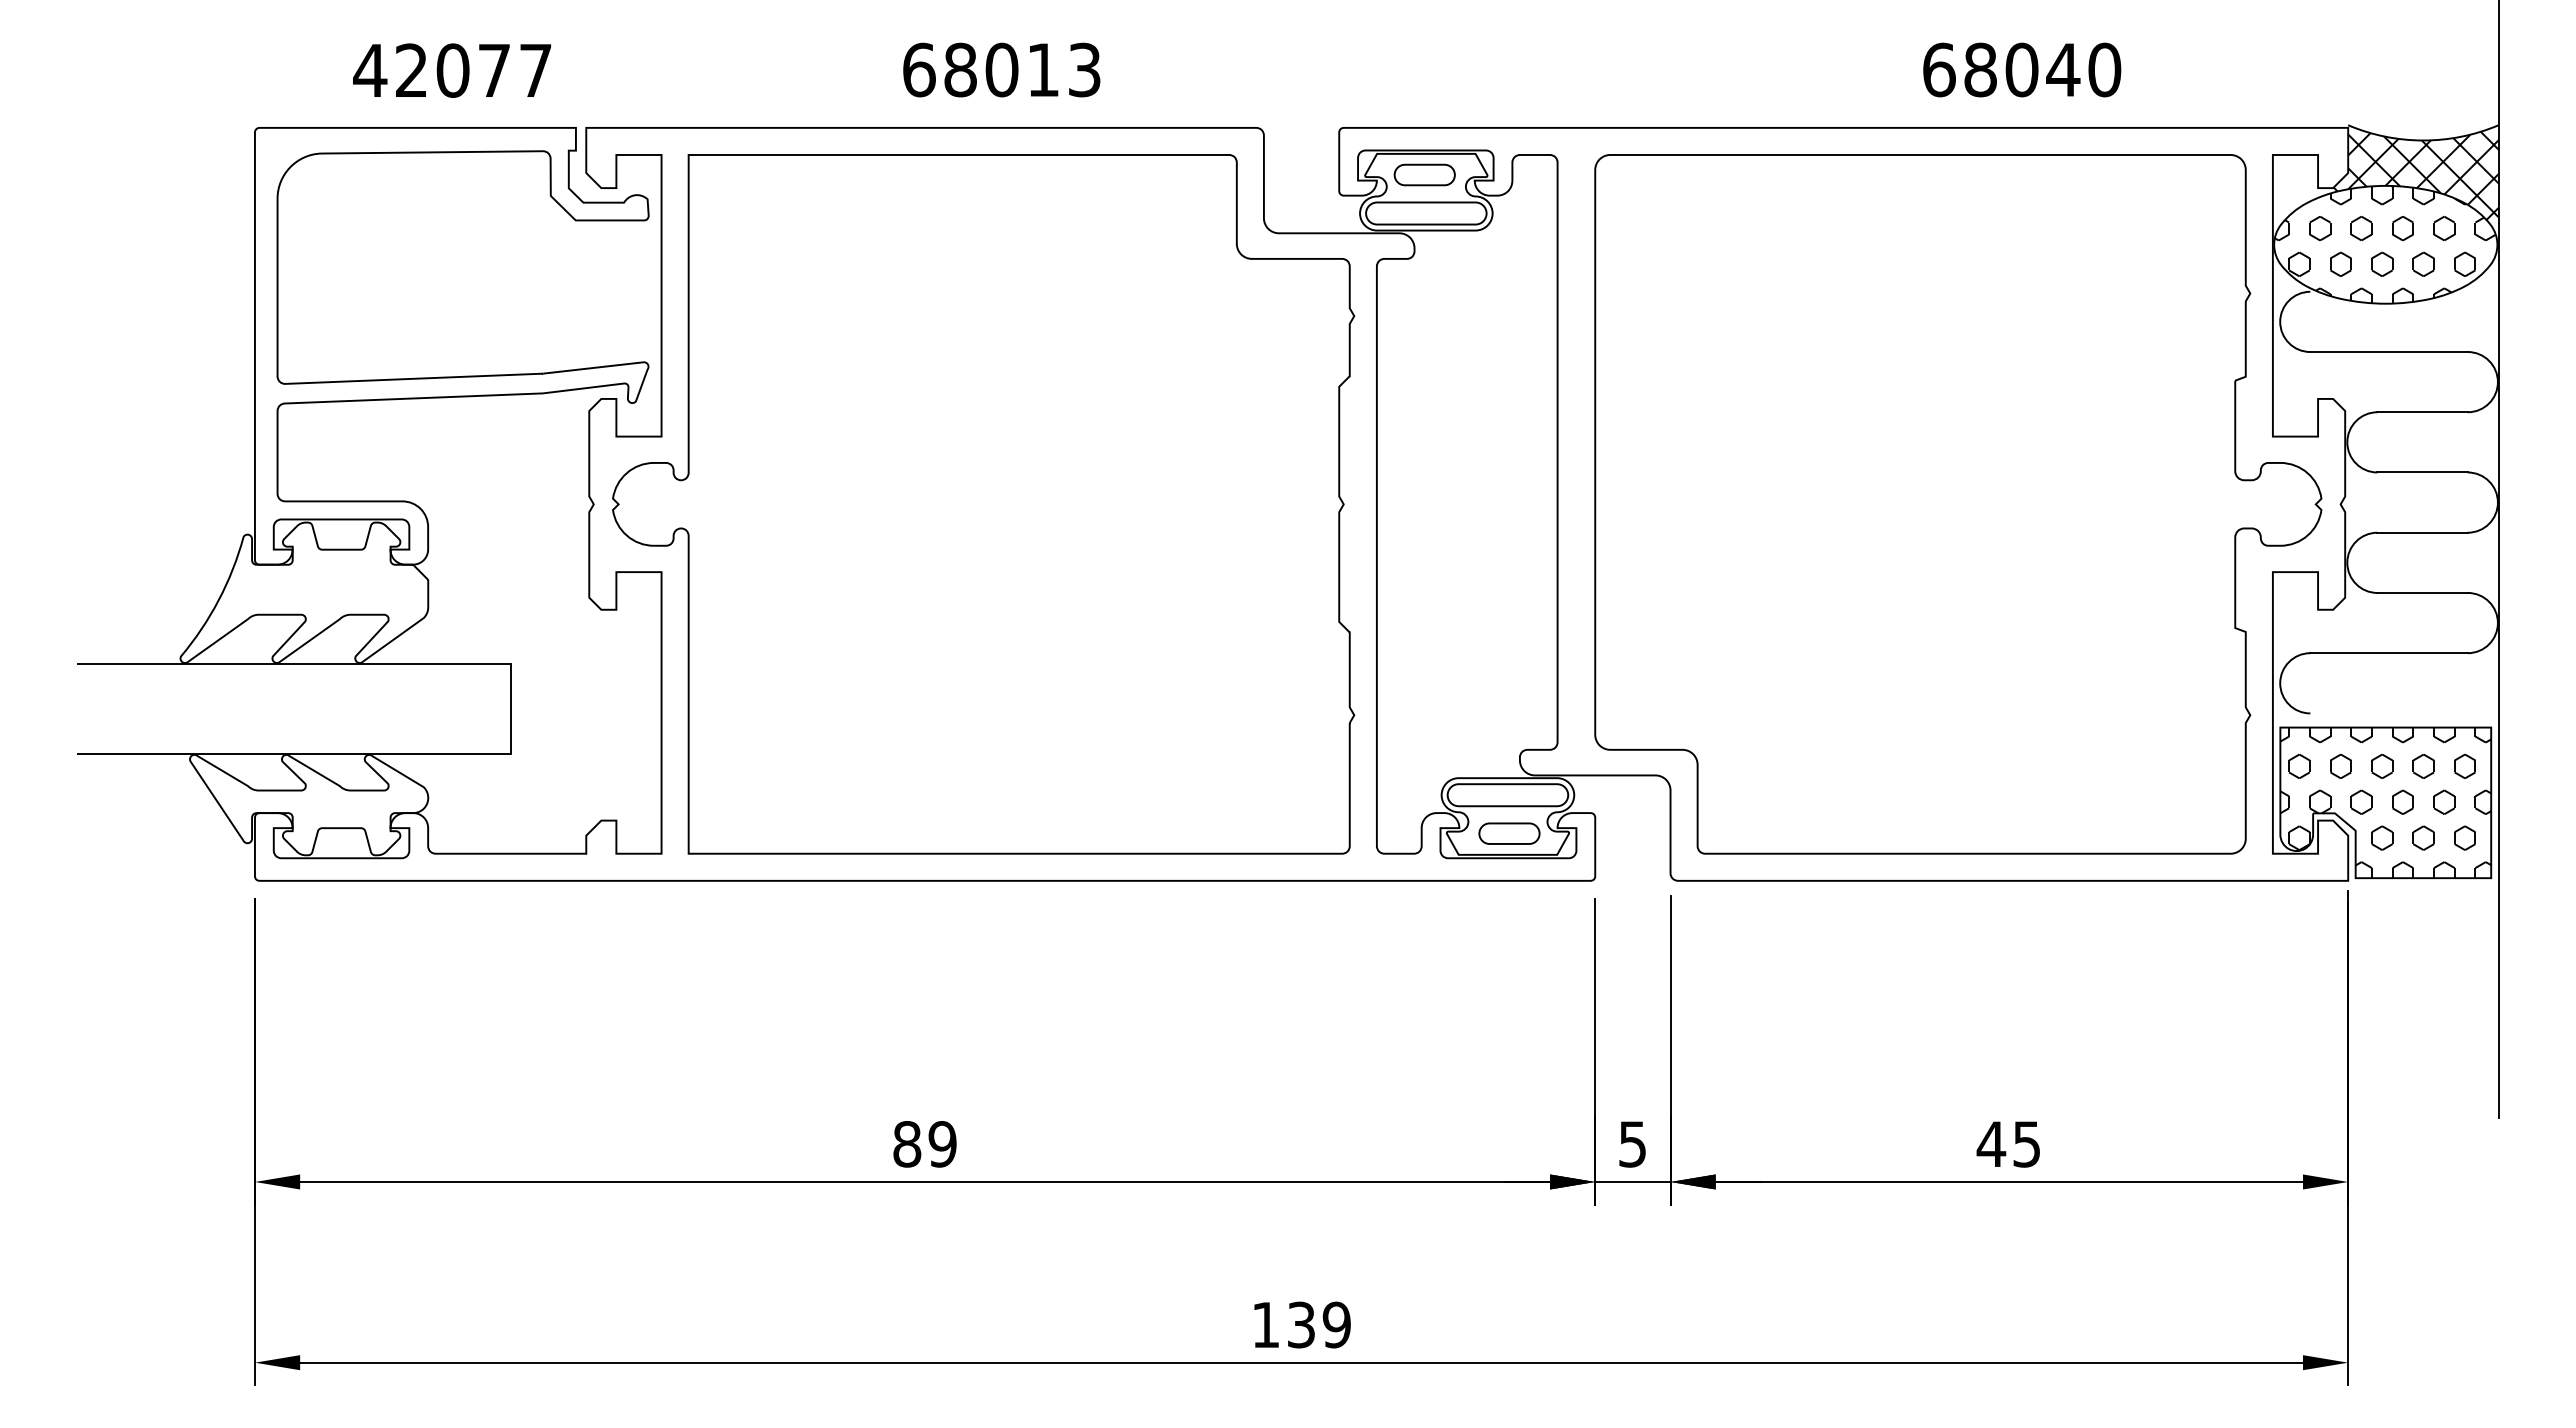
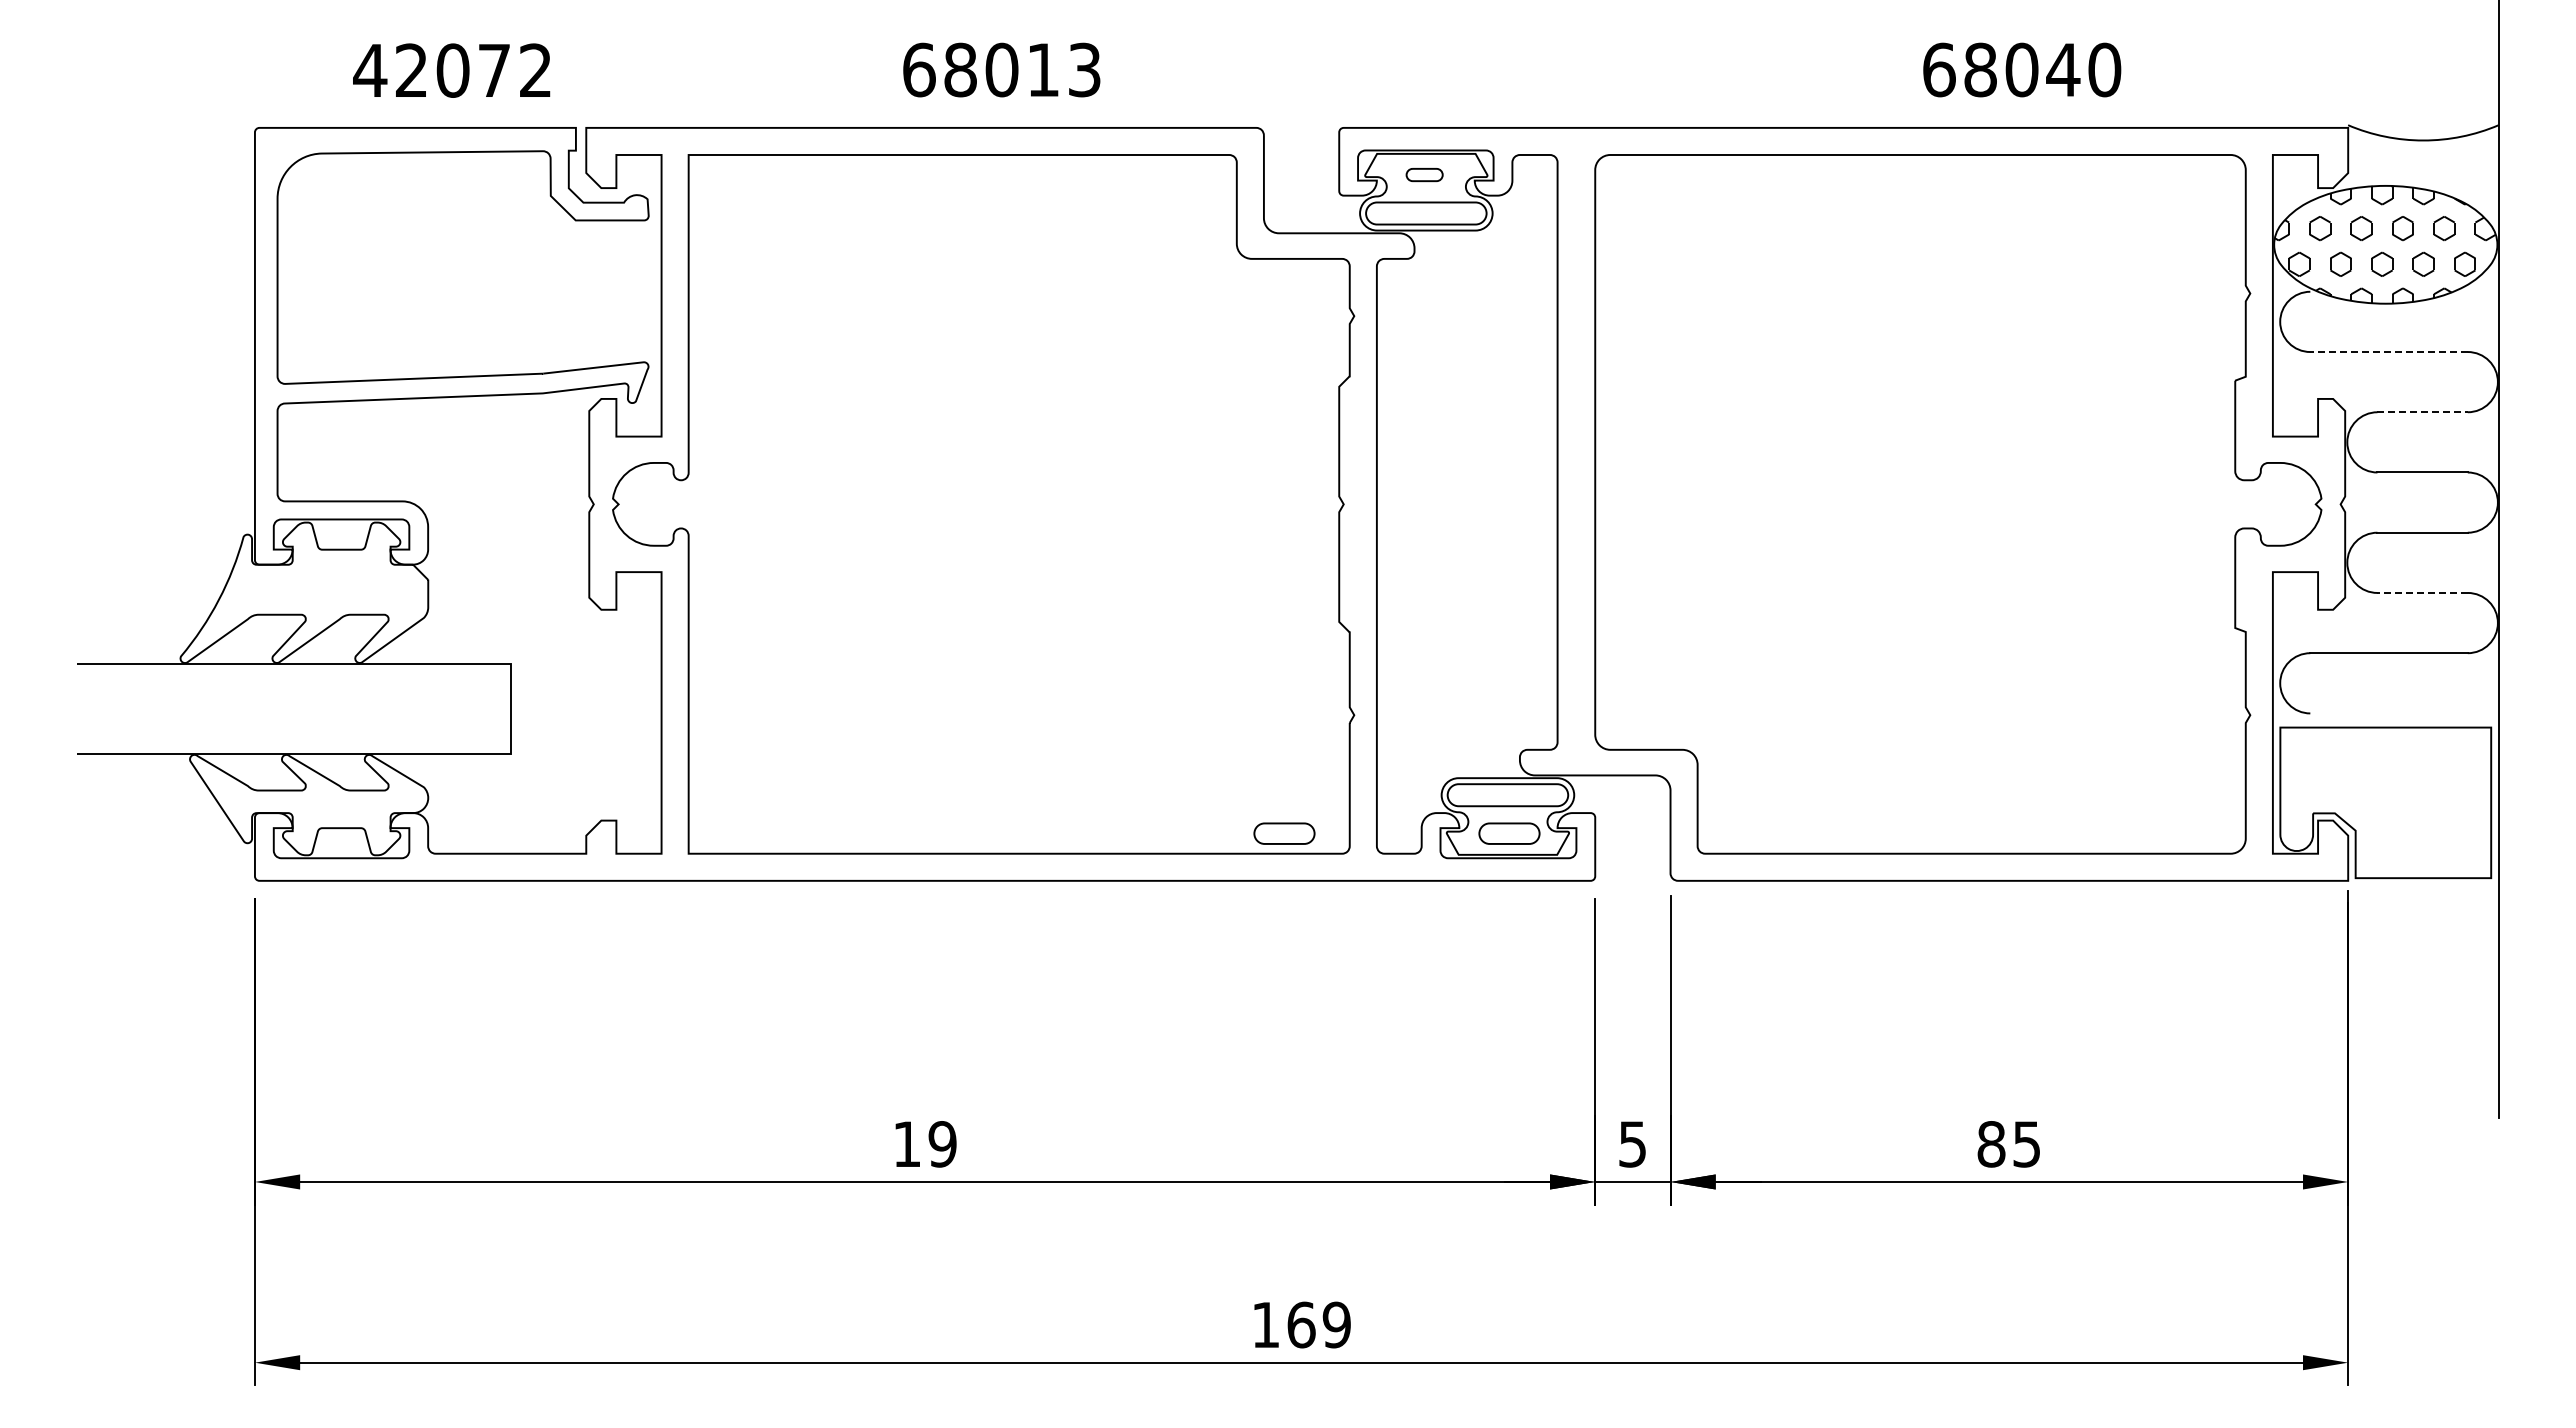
text: 42077 -> 42072 (535, 69)
part size: 63x24 px -> 39x15 px (1424, 175)
hatch: present -> none (2415, 186)
line: solid -> dashed (2389, 352)
line: solid -> dashed (2423, 412)
line: solid -> dashed (2422, 592)
hatch: present -> none (2385, 802)
part: none -> present (1284, 833)
text: 89 -> 19 (907, 1144)
text: 45 -> 85 (1991, 1144)
text: 139 -> 169 (1301, 1324)
